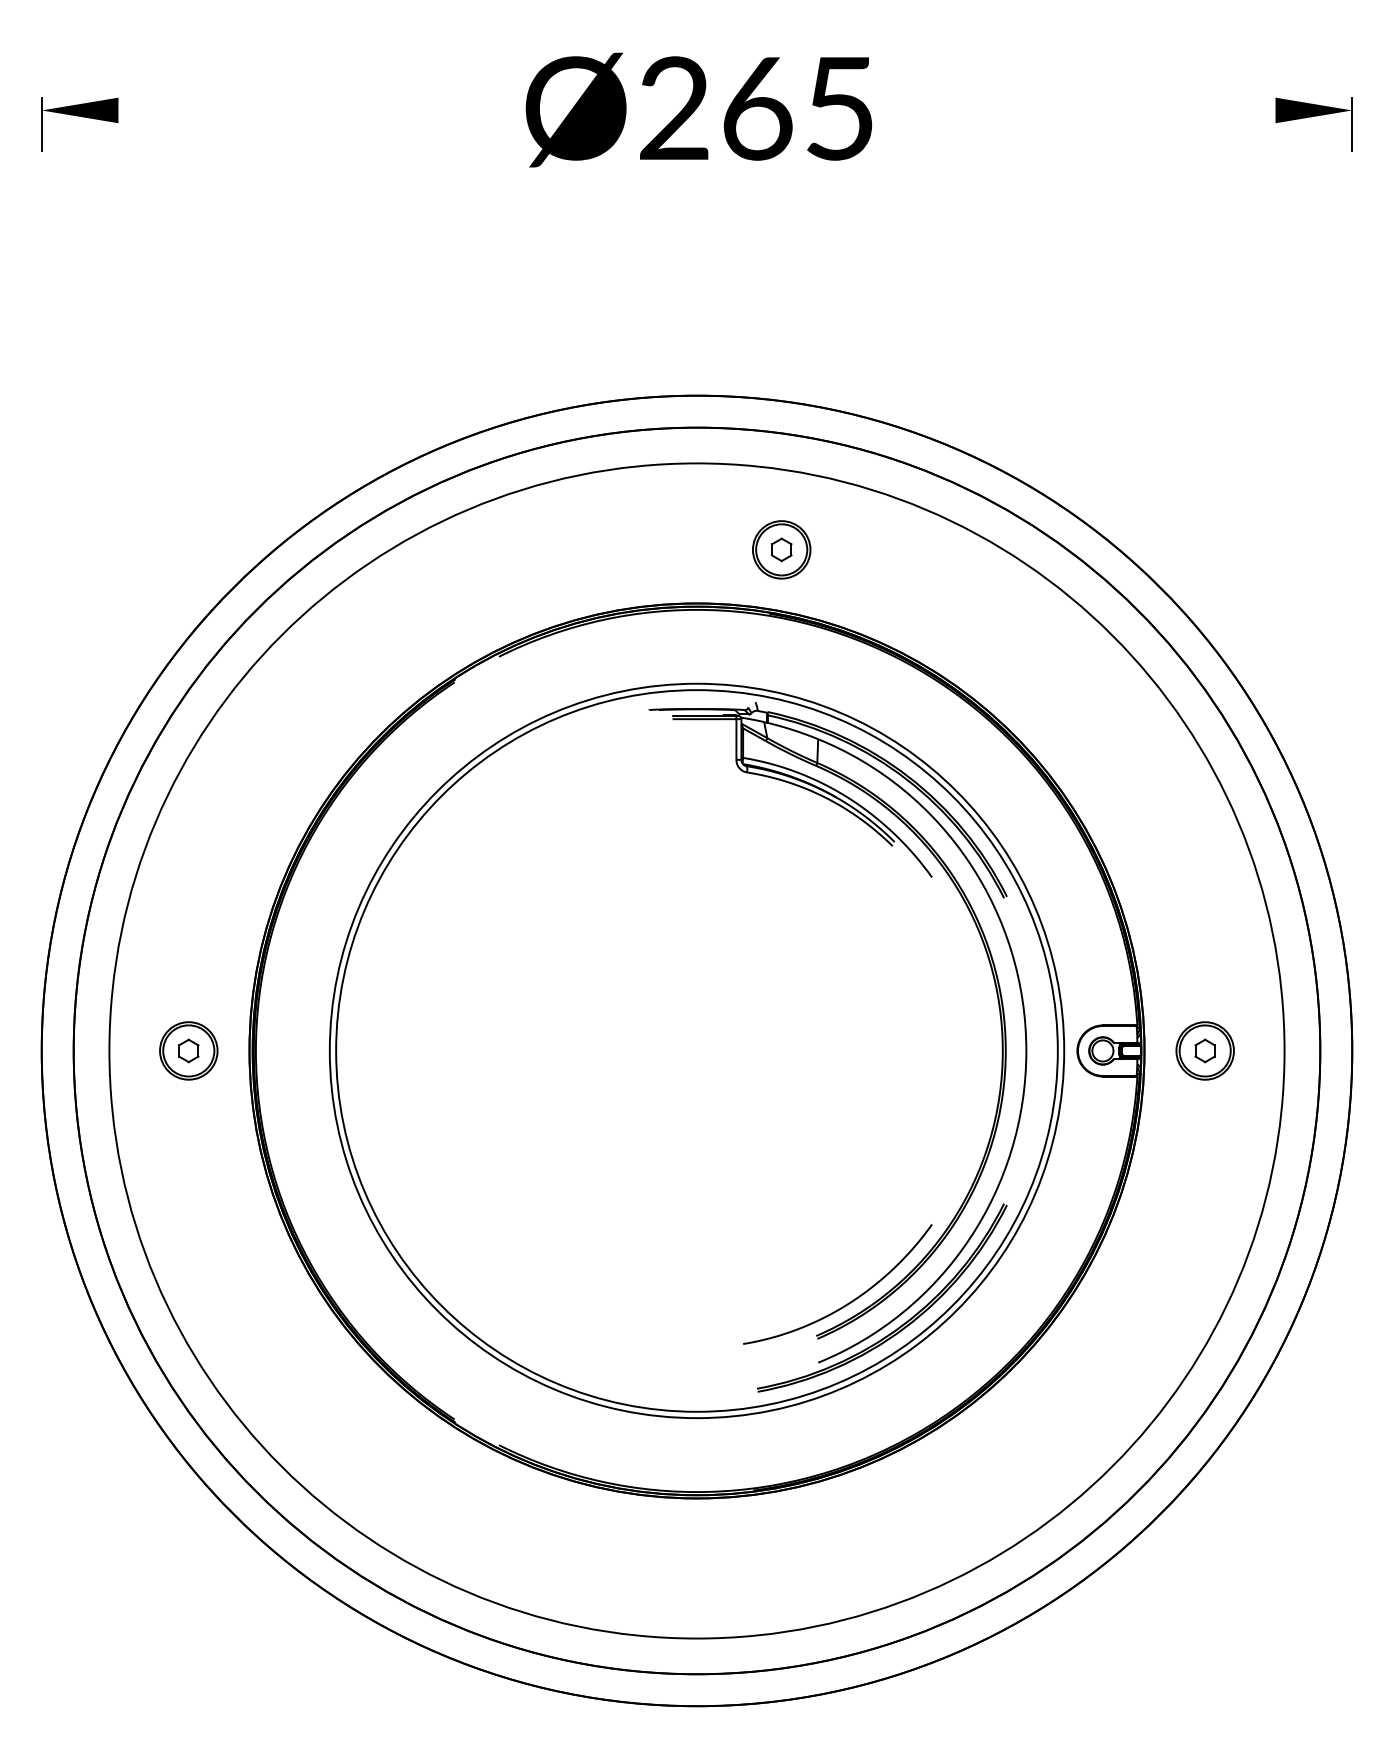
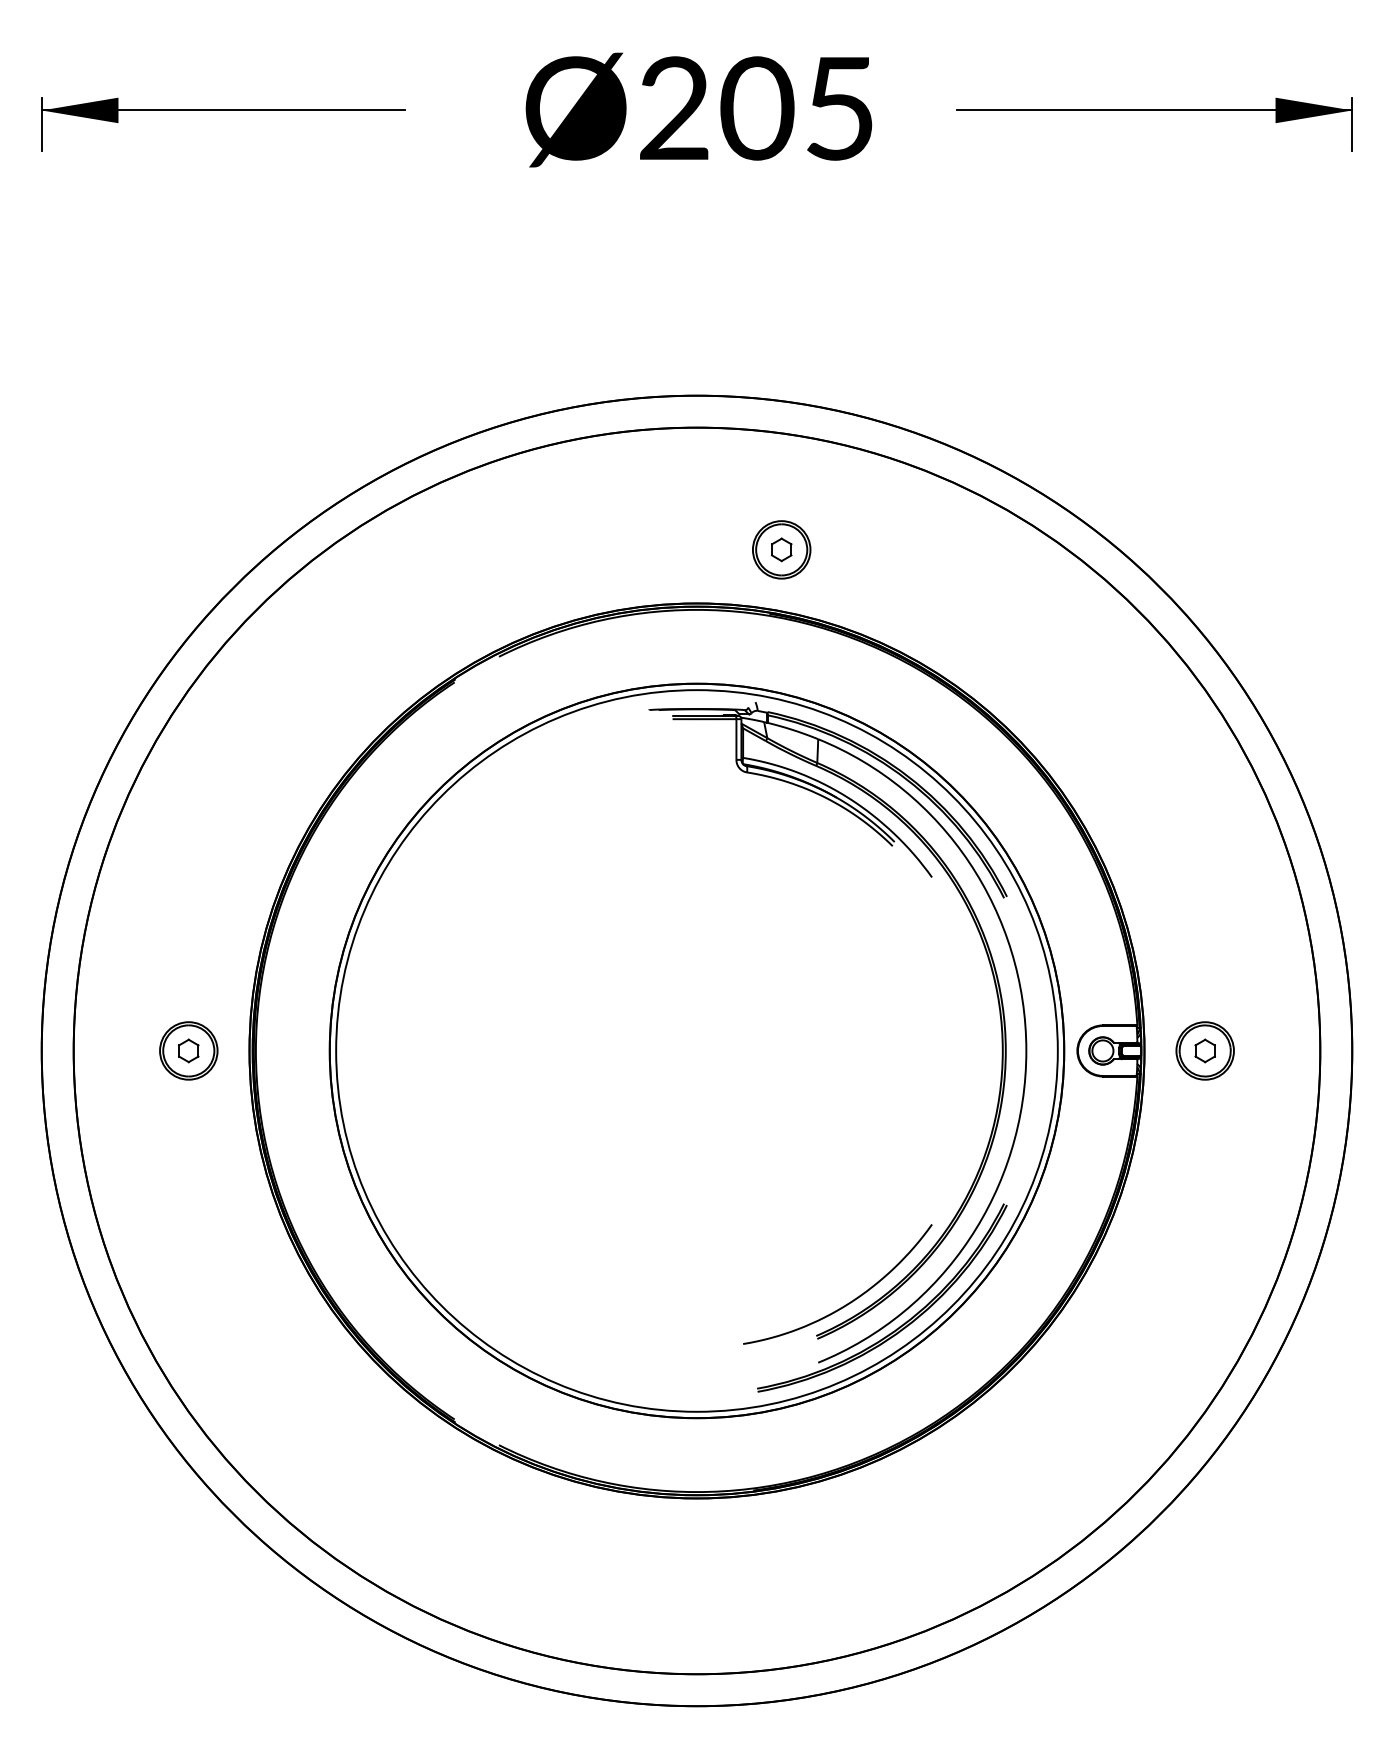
text: Ø265 -> Ø205 (757, 108)
line: none -> present (223, 110)
line: none -> present (1154, 110)
circle diameter: 1175 px -> 734 px (696, 1050)
